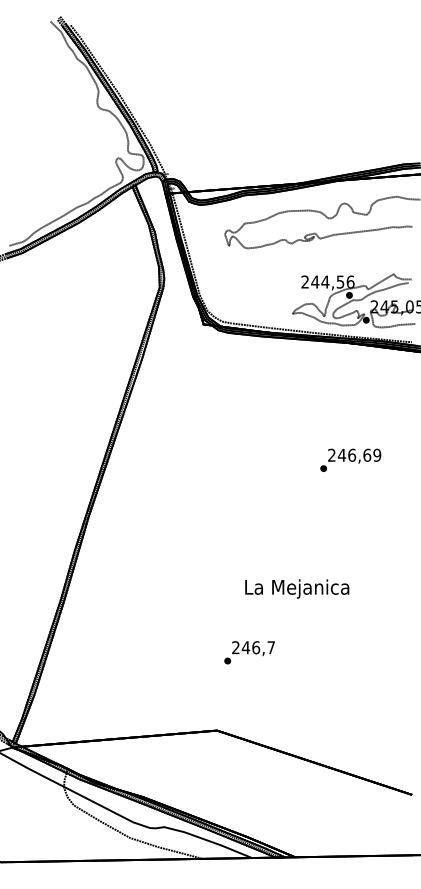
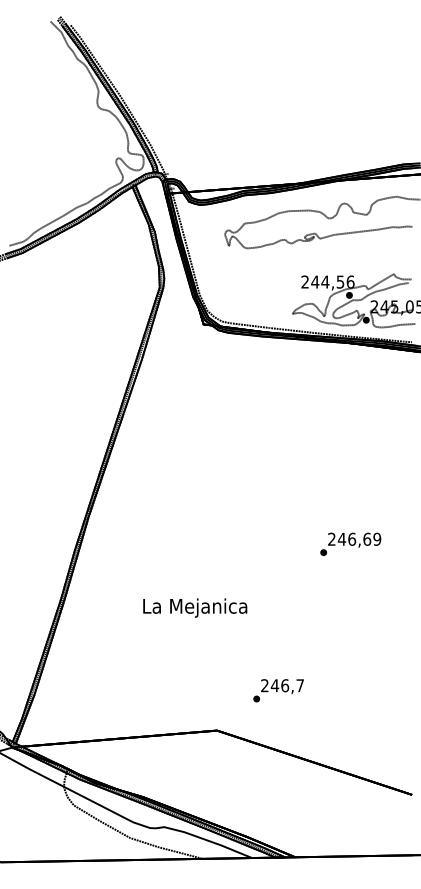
text position: (350, 459) -> (350, 543) (350, 543)
text position: (297, 588) -> (195, 607) (195, 607)
text position: (249, 652) -> (278, 690) (278, 690)
